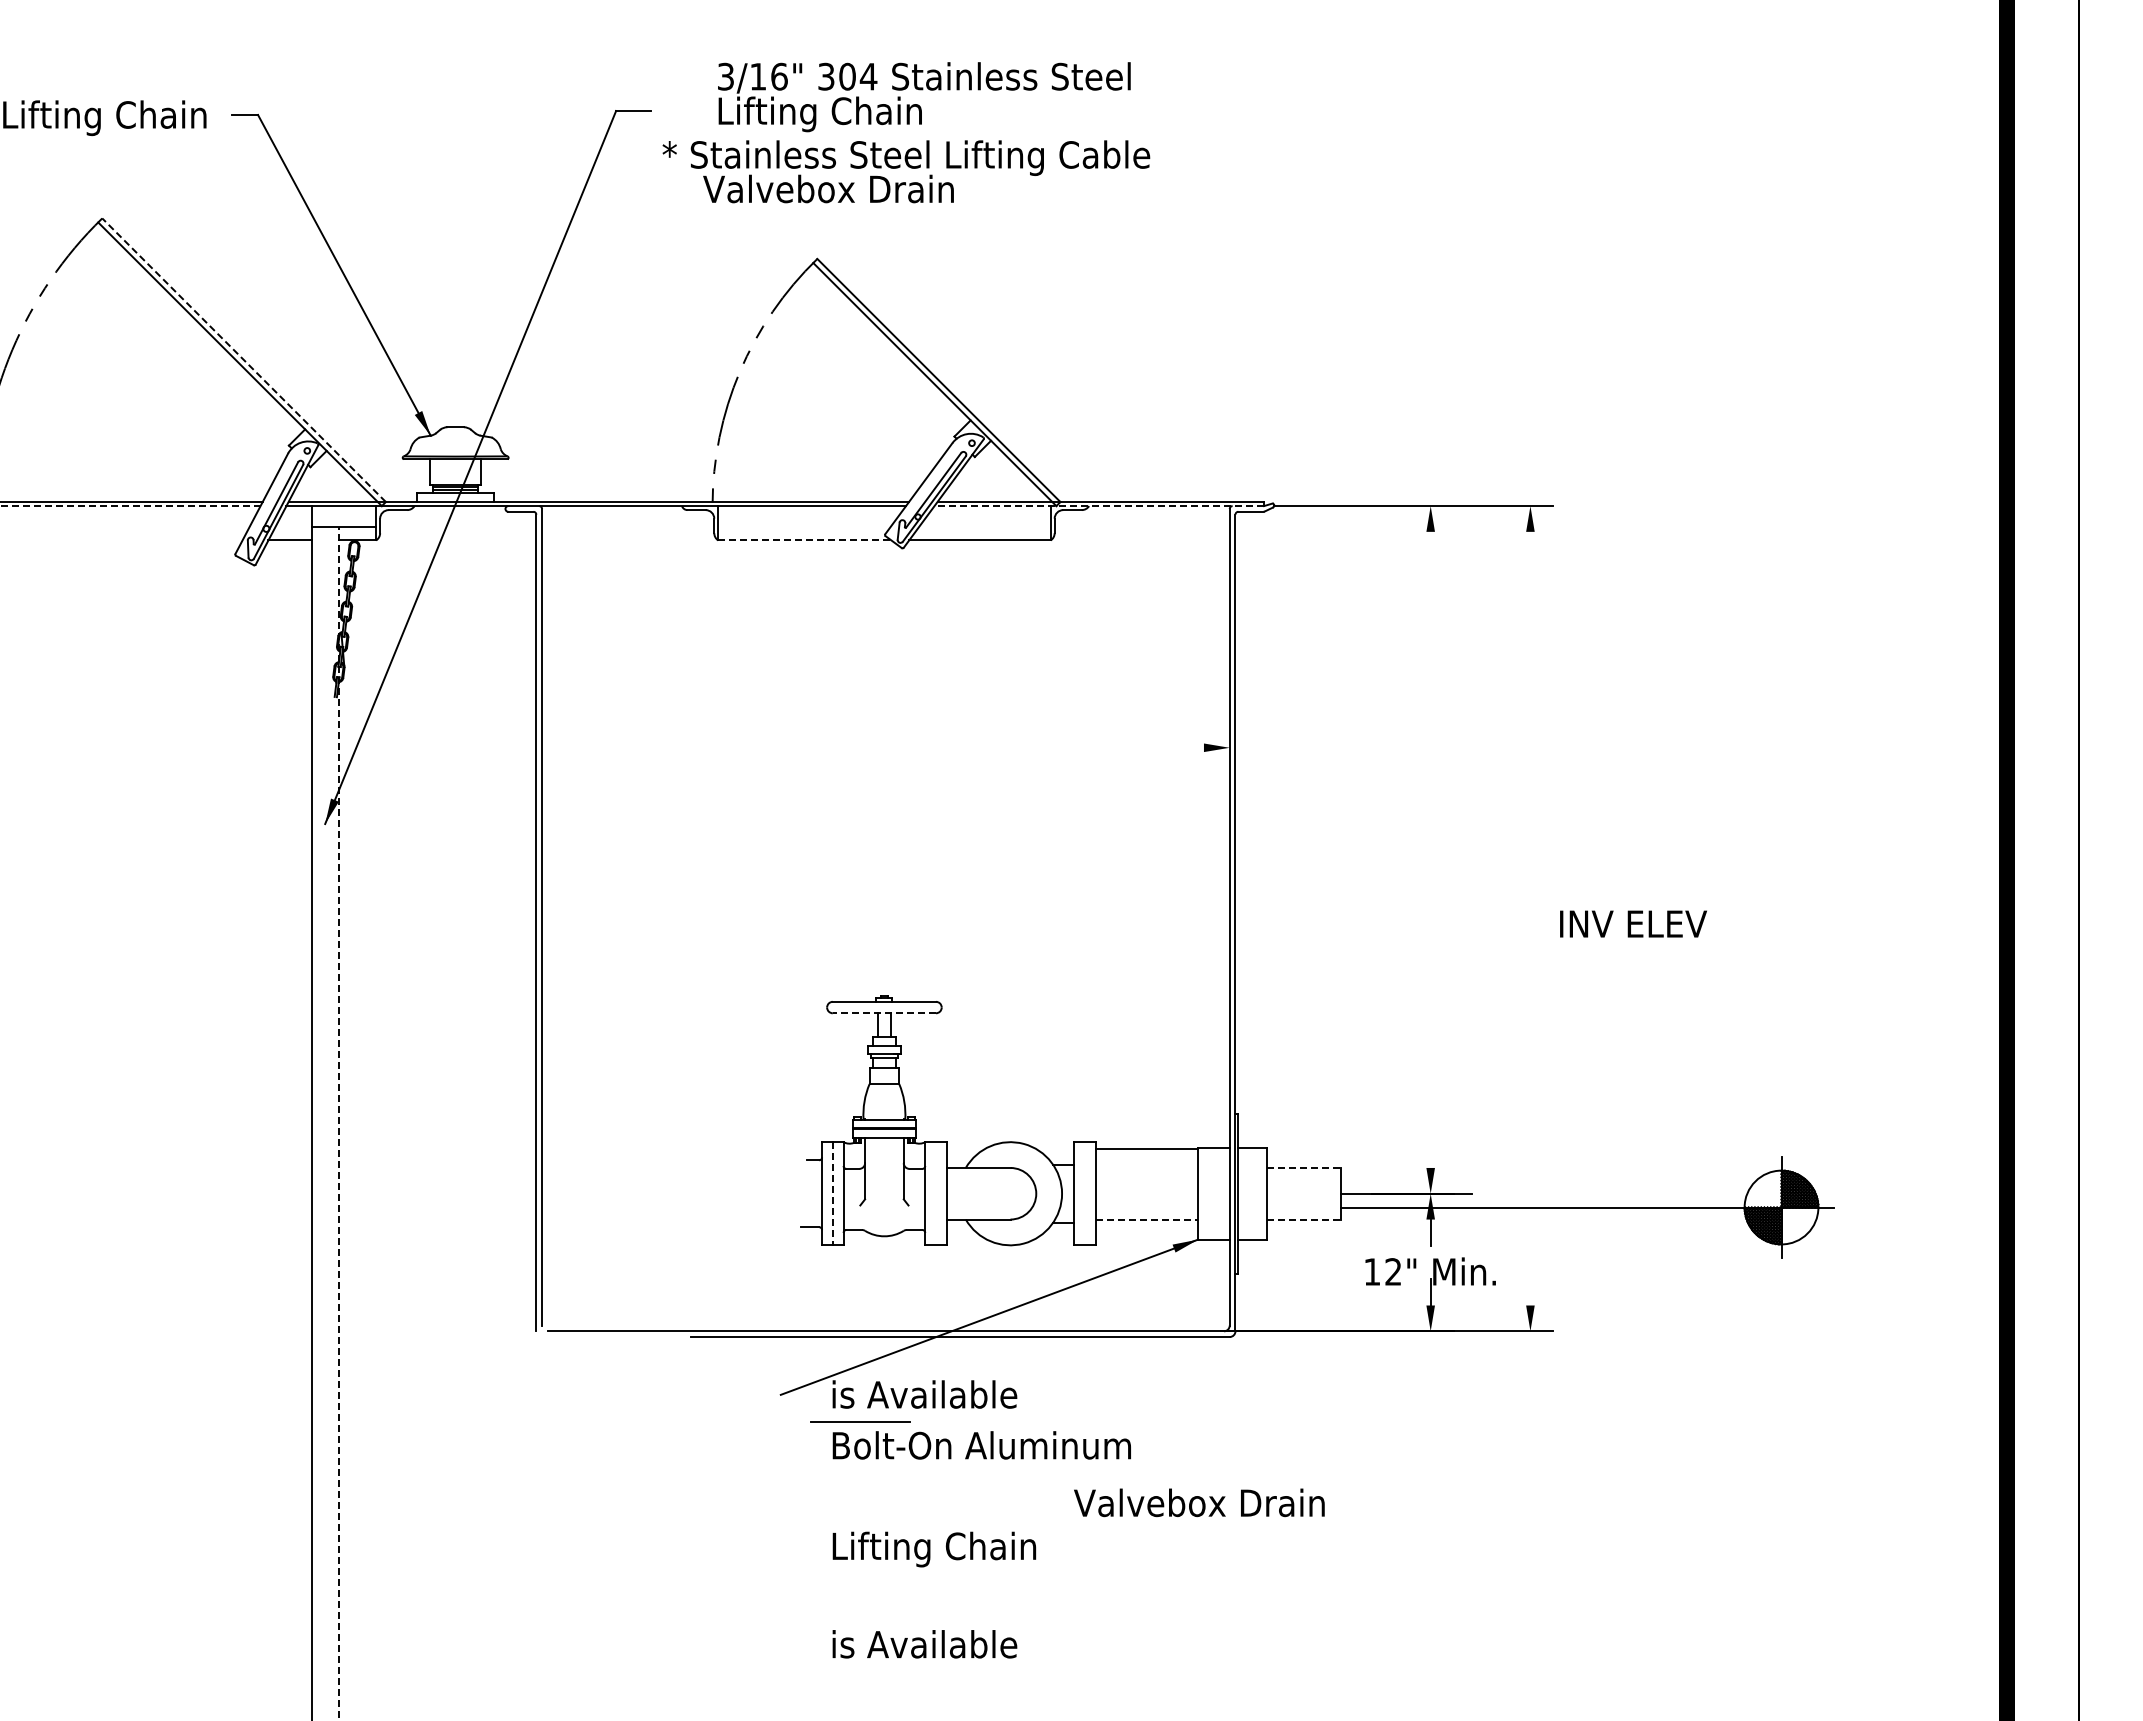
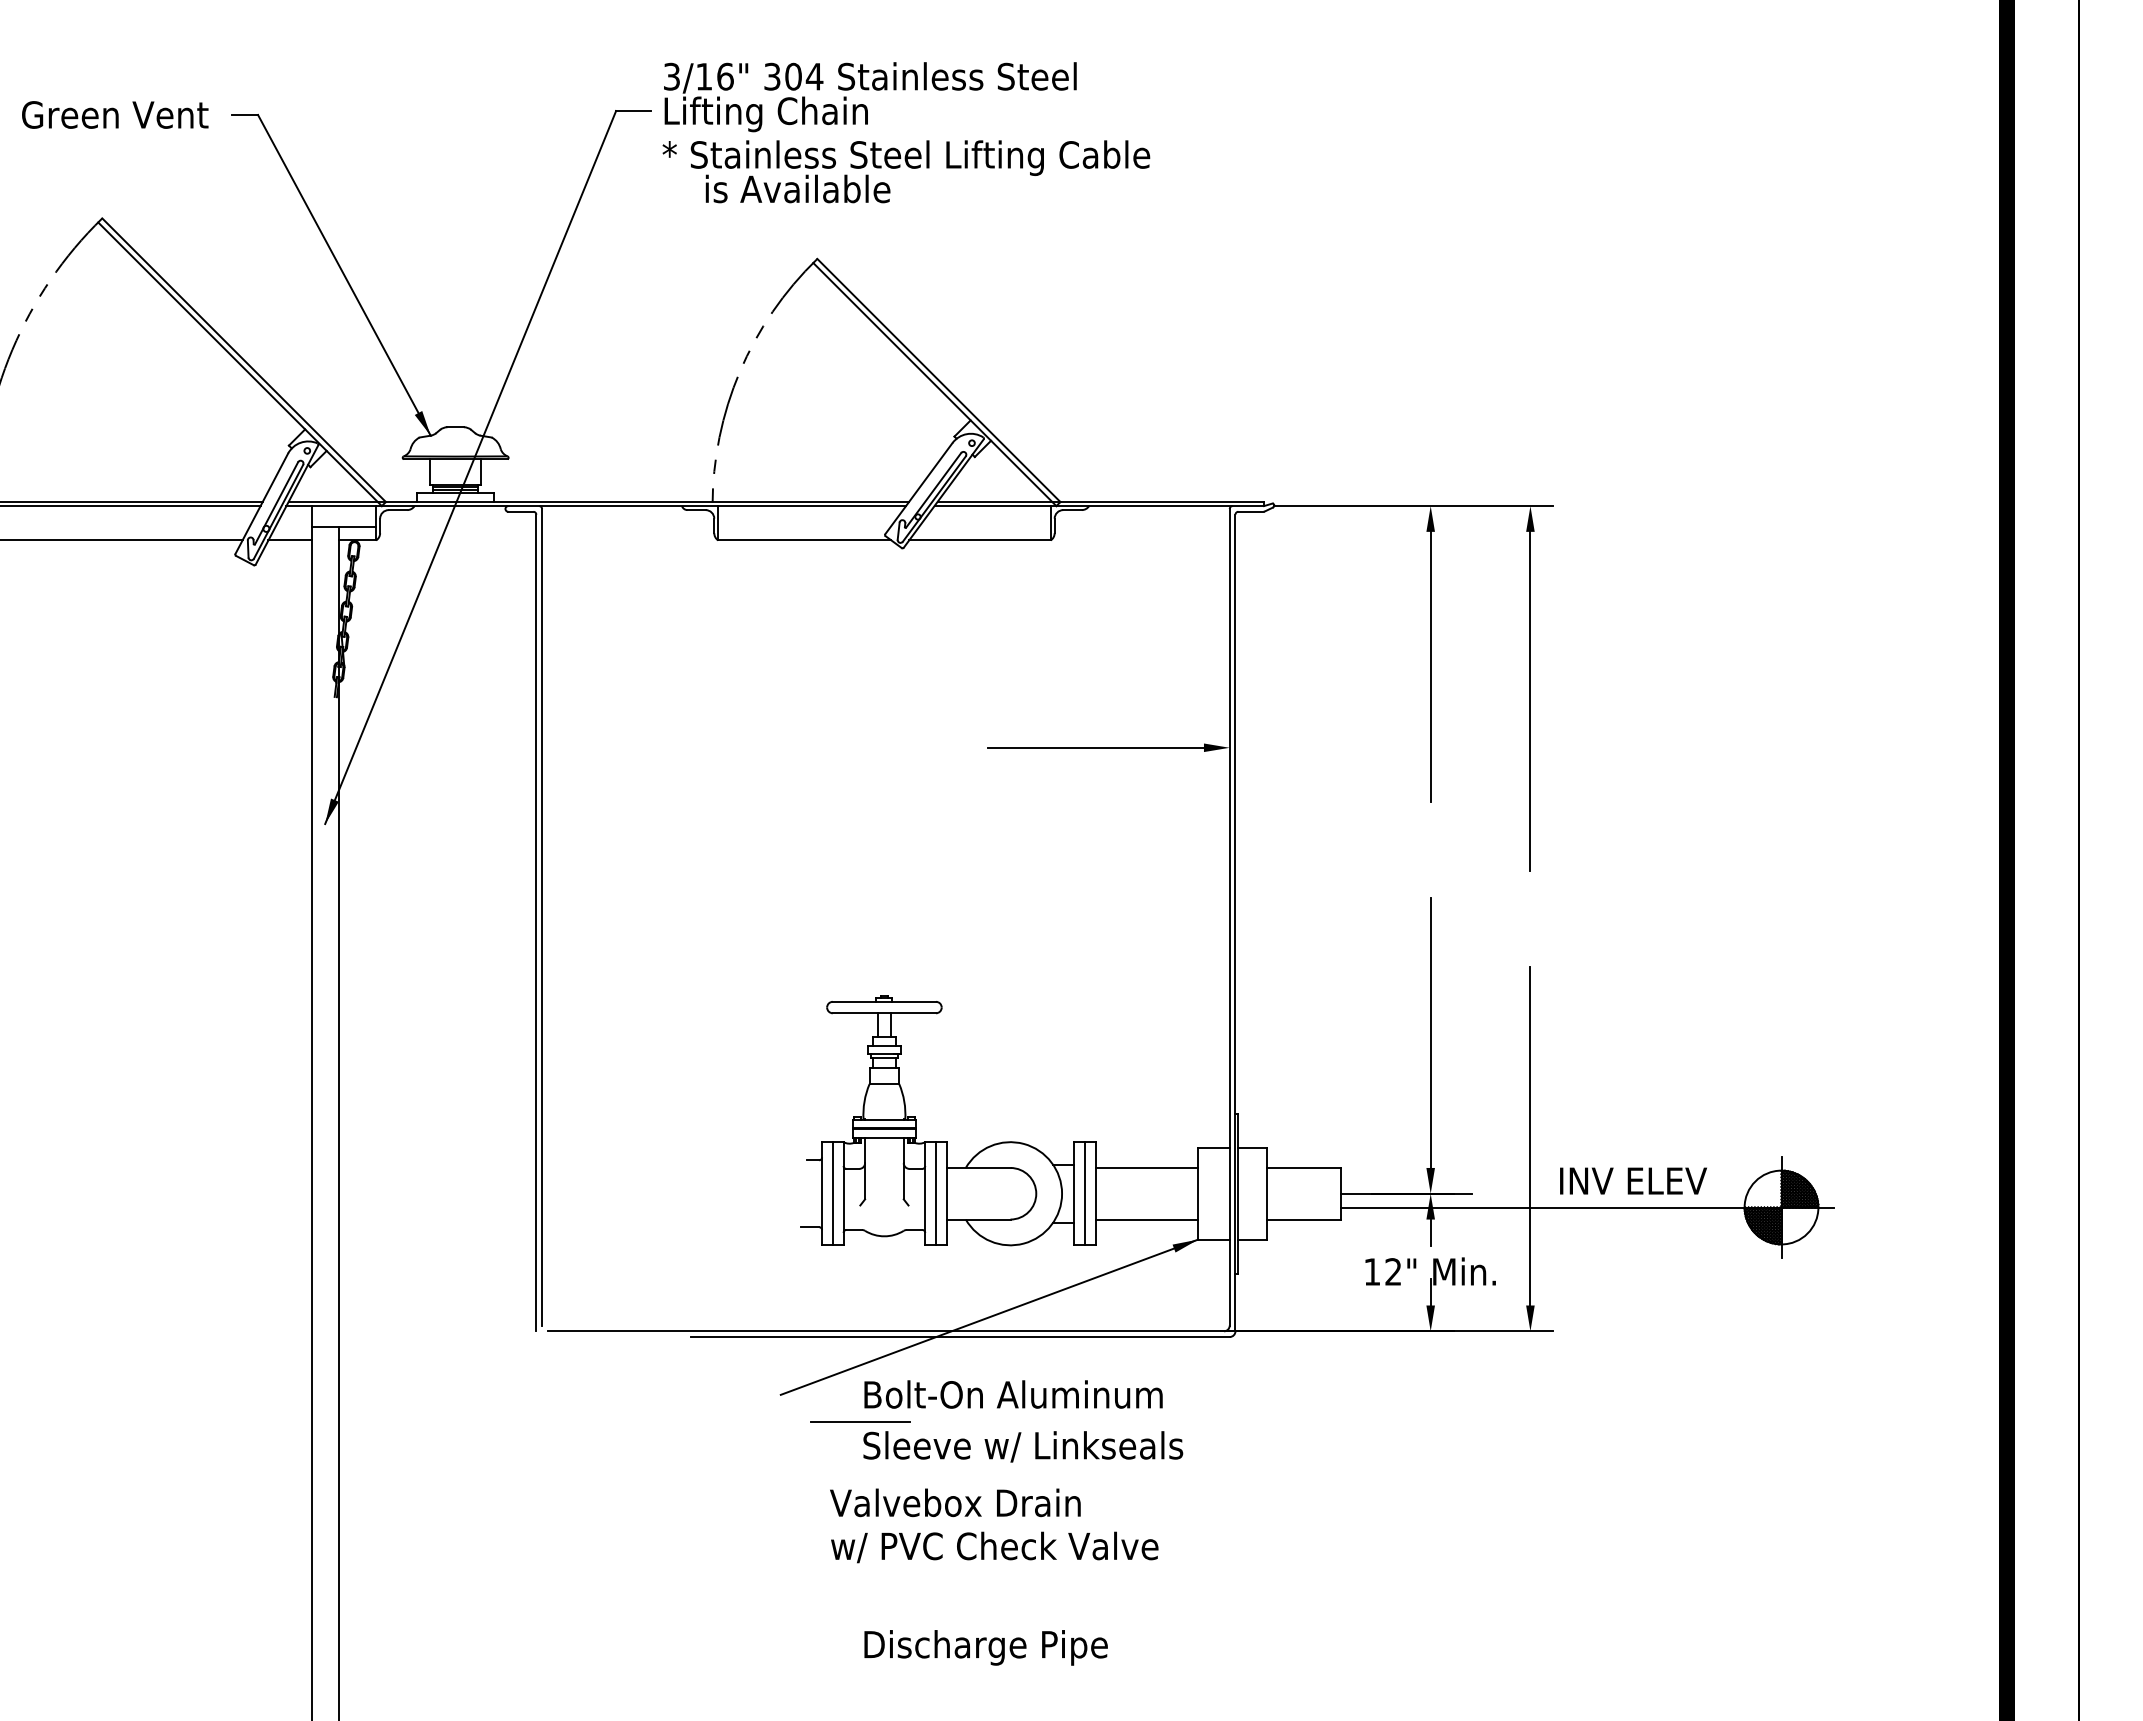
text position: (924, 97) -> (870, 97) (870, 97)
text: Lifting Chain -> Green Vent (105, 118)
text: Valvebox Drain -> is Available (828, 188)
line: dashed -> solid (244, 360)
line: dashed -> solid (130, 506)
line: dashed -> solid (1099, 506)
line: none -> present (122, 540)
line: dashed -> solid (804, 540)
line: none -> present (1430, 666)
line: none -> present (1530, 700)
line: none -> present (1095, 747)
text position: (1633, 923) -> (1633, 1180) (1633, 1180)
line: dashed -> solid (884, 1013)
line: none -> present (1430, 1032)
line: dashed -> solid (339, 1124)
line: none -> present (1530, 1135)
line position: (1147, 1148) -> (1147, 1167) (1147, 1167)
line: dashed -> solid (1304, 1167)
line: dashed -> solid (832, 1193)
line: none -> present (936, 1193)
line: none -> present (1084, 1193)
line: dashed -> solid (1147, 1219)
line: dashed -> solid (1304, 1219)
text: is Available -> Bolt-On Aluminum (997, 1394)
text: Bolt-On Aluminum -> Sleeve w/ Linkseals (1007, 1446)
text position: (1199, 1502) -> (955, 1502) (955, 1502)
text: Lifting Chain -> w/ PVC Check Valve (994, 1549)
text: is Available -> Discharge Pipe (969, 1647)
